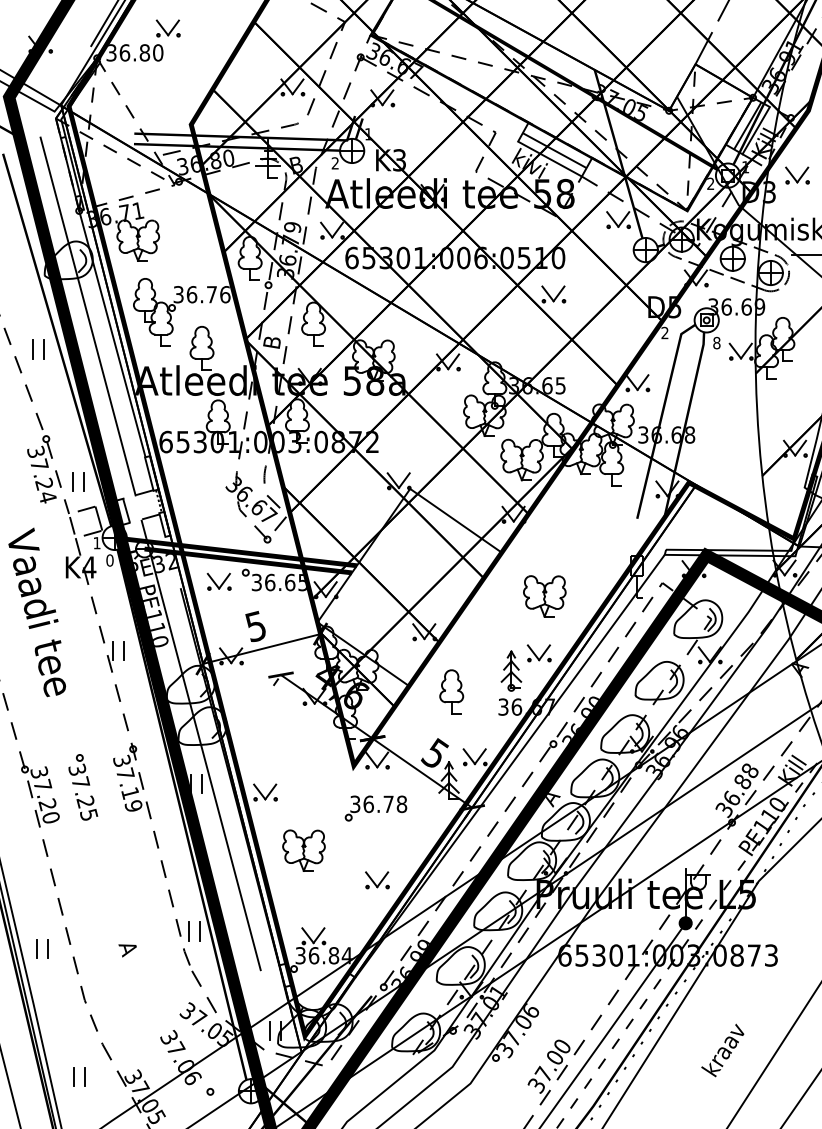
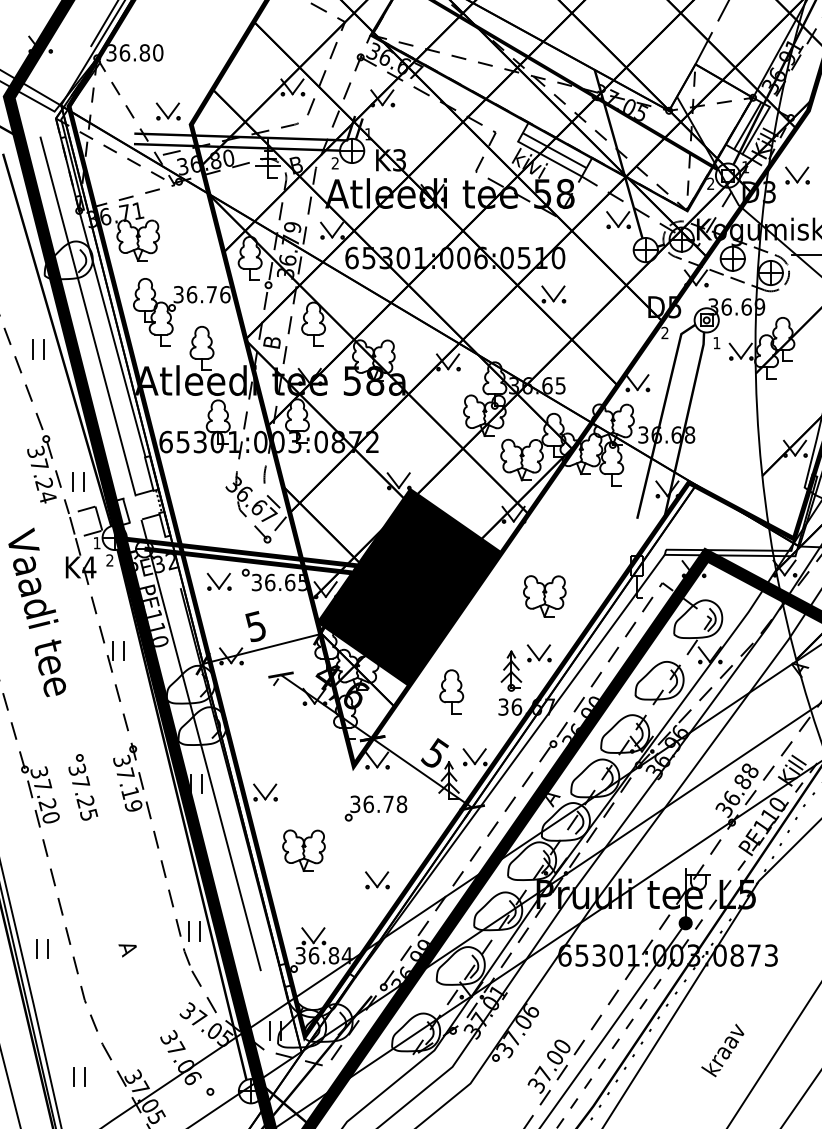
part position: (167, 28) -> (167, 111) (167, 111)
text: 8 -> 1 (716, 342)
text: 0 -> 2 (109, 560)
fill: none -> present (409, 587)
